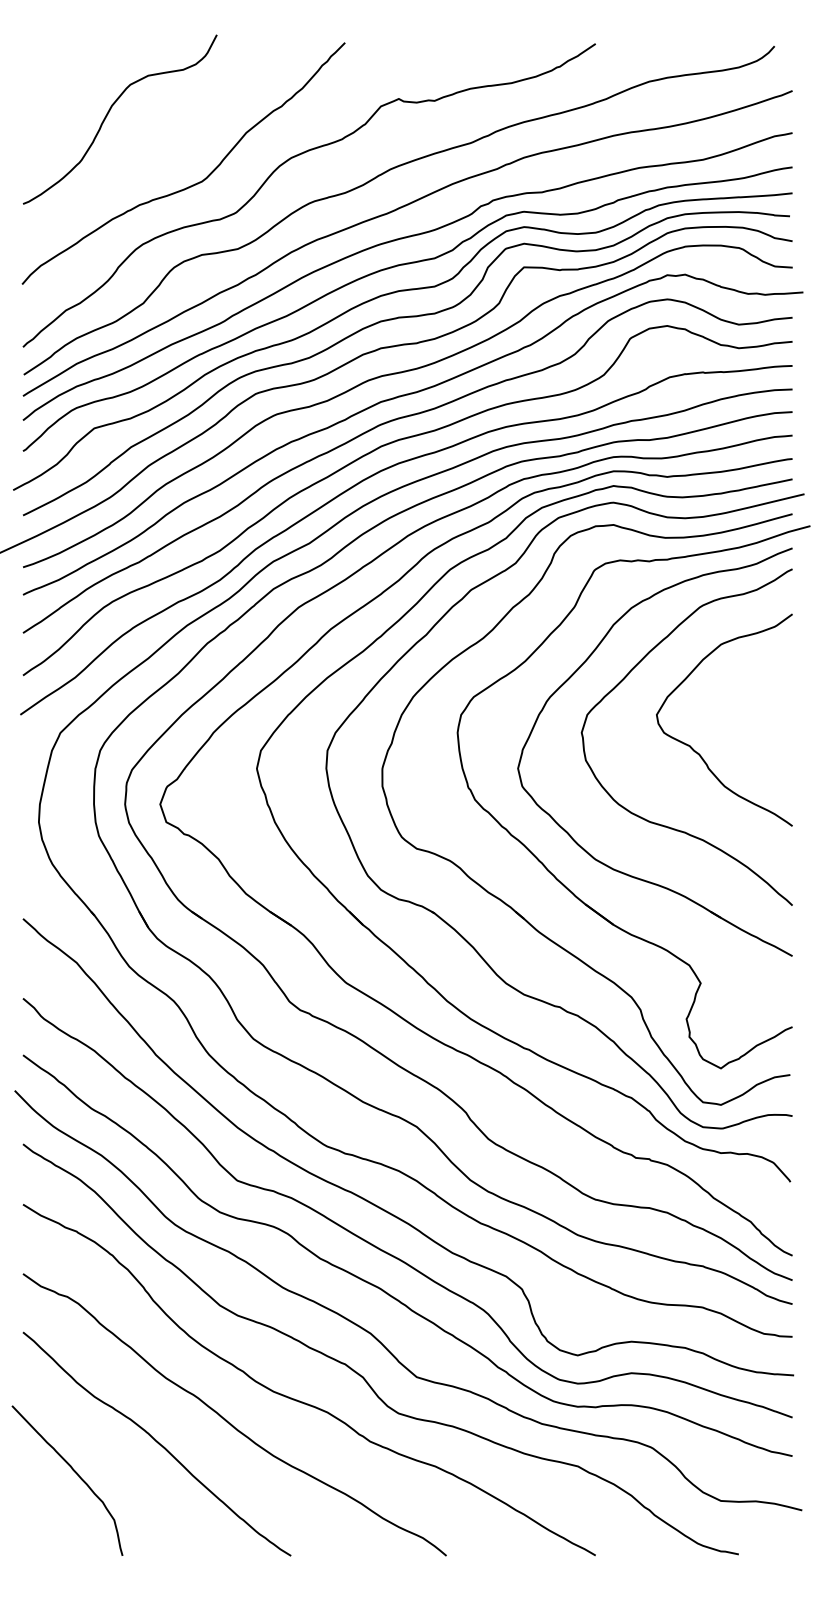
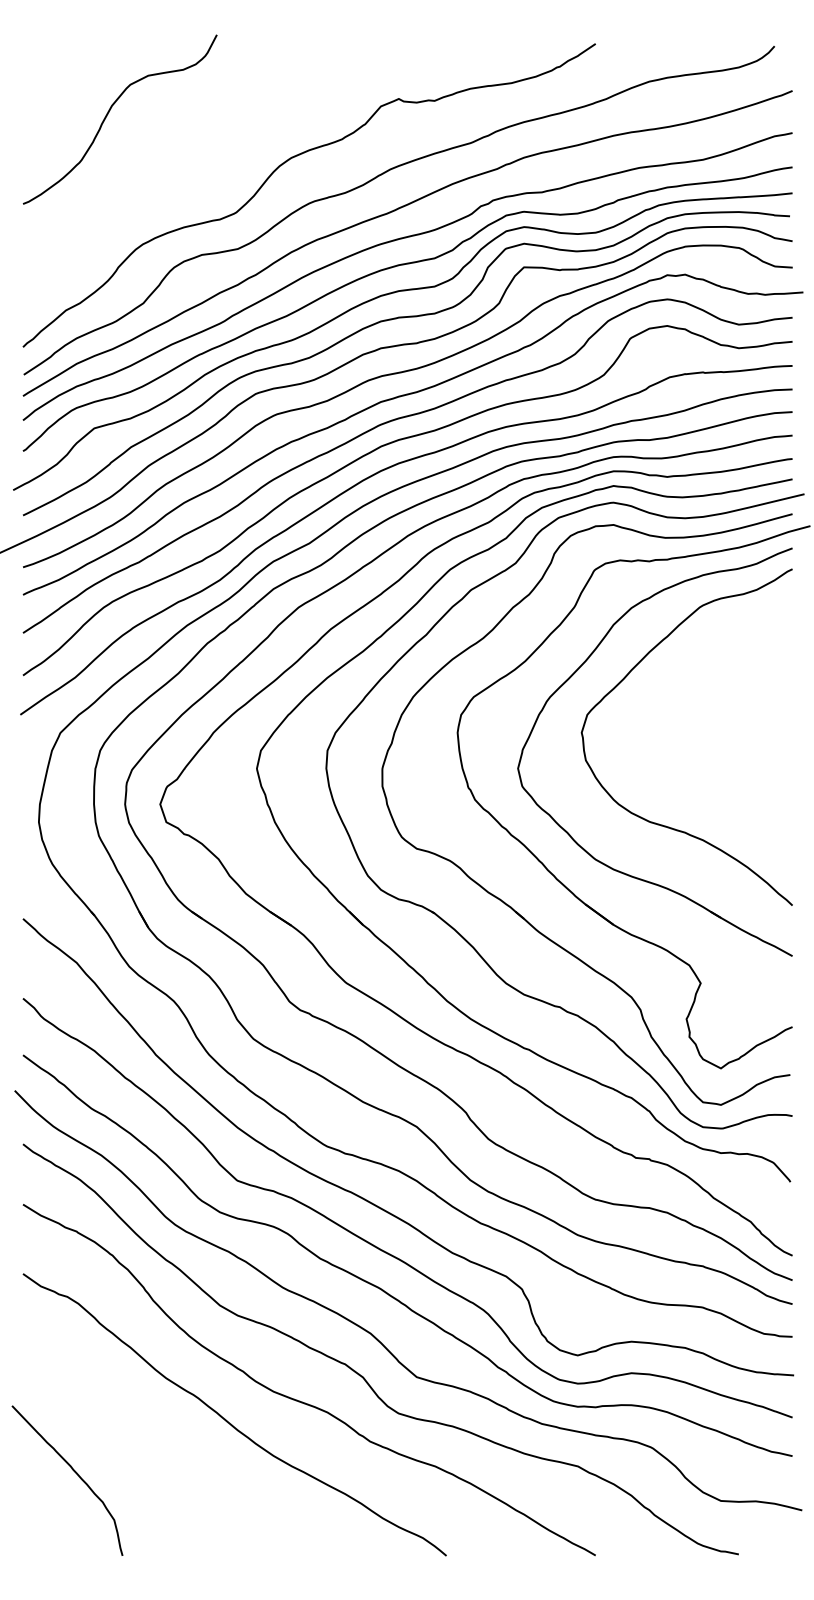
curve: present -> none (192, 184)
curve: present -> none (698, 752)
curve: present -> none (156, 1442)
